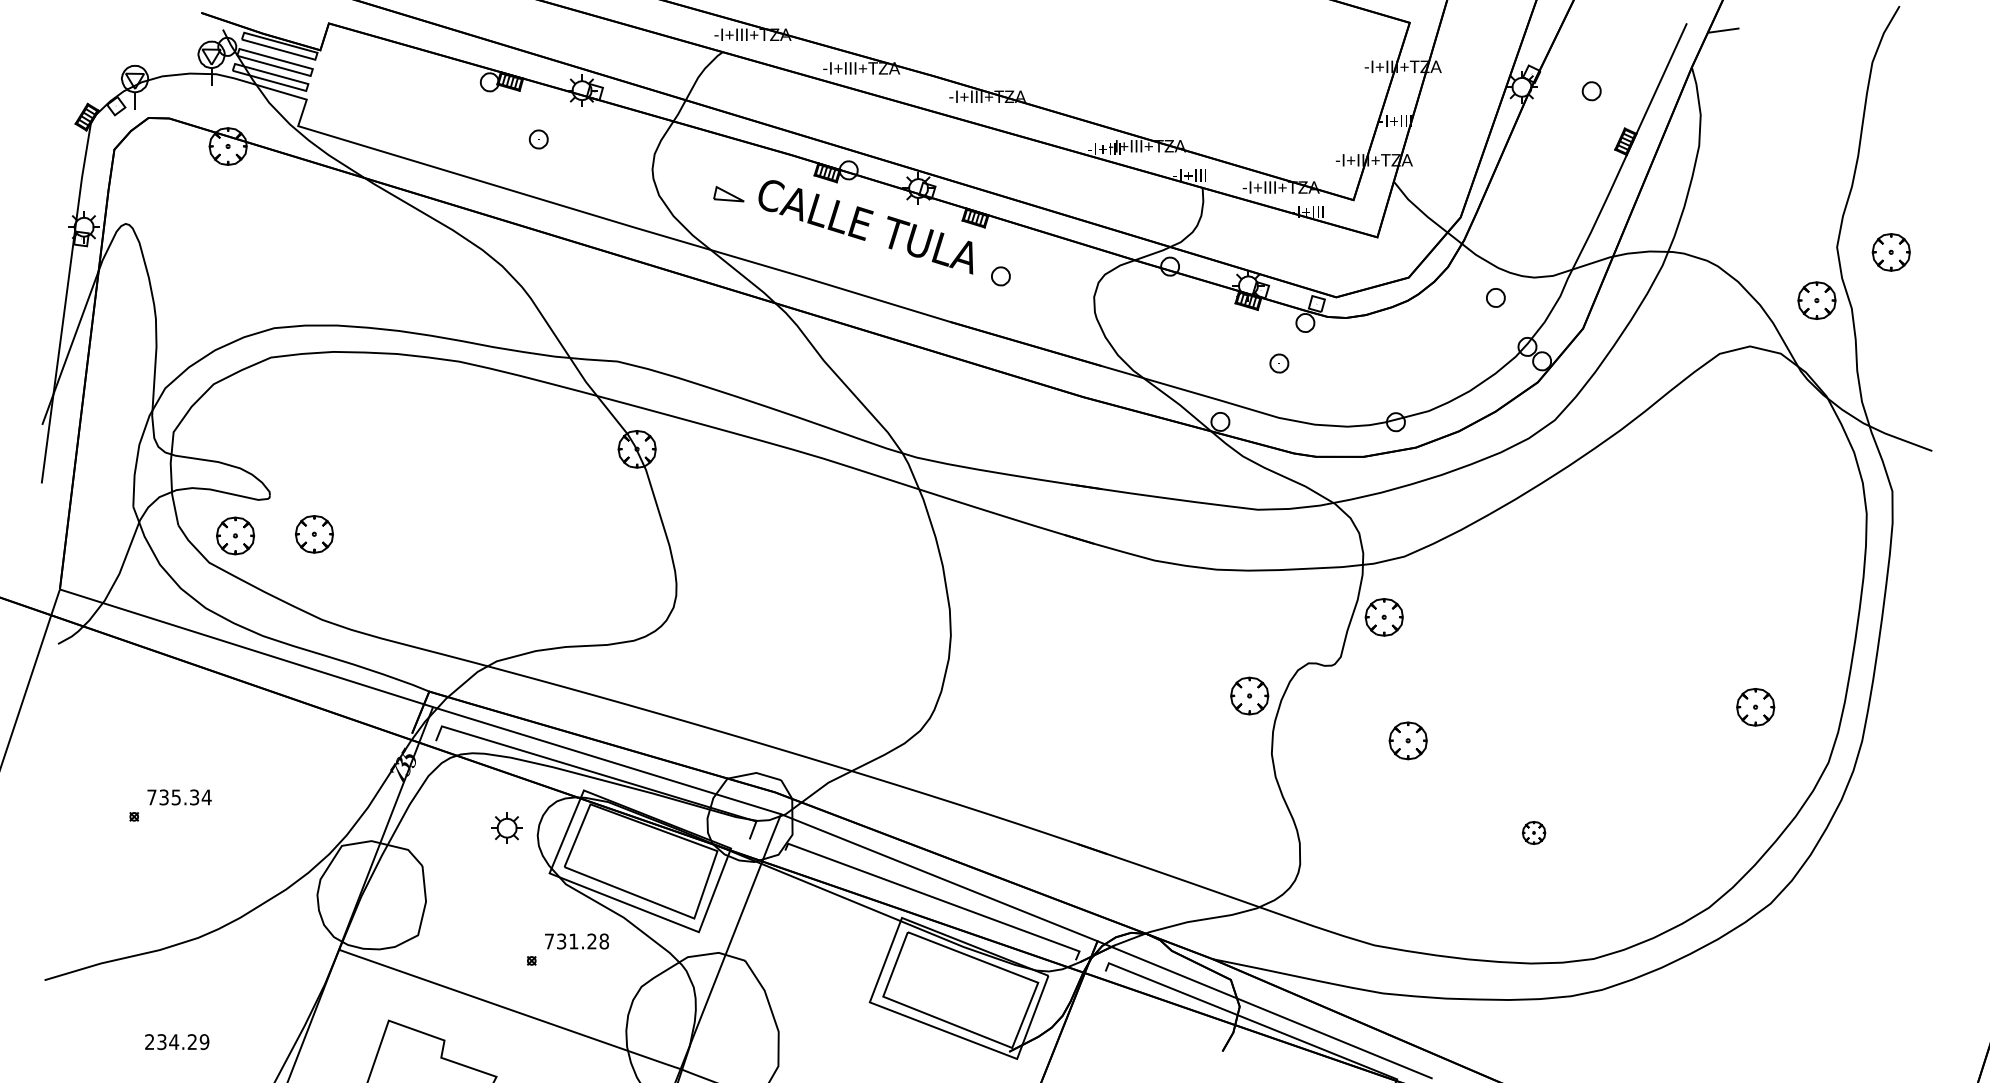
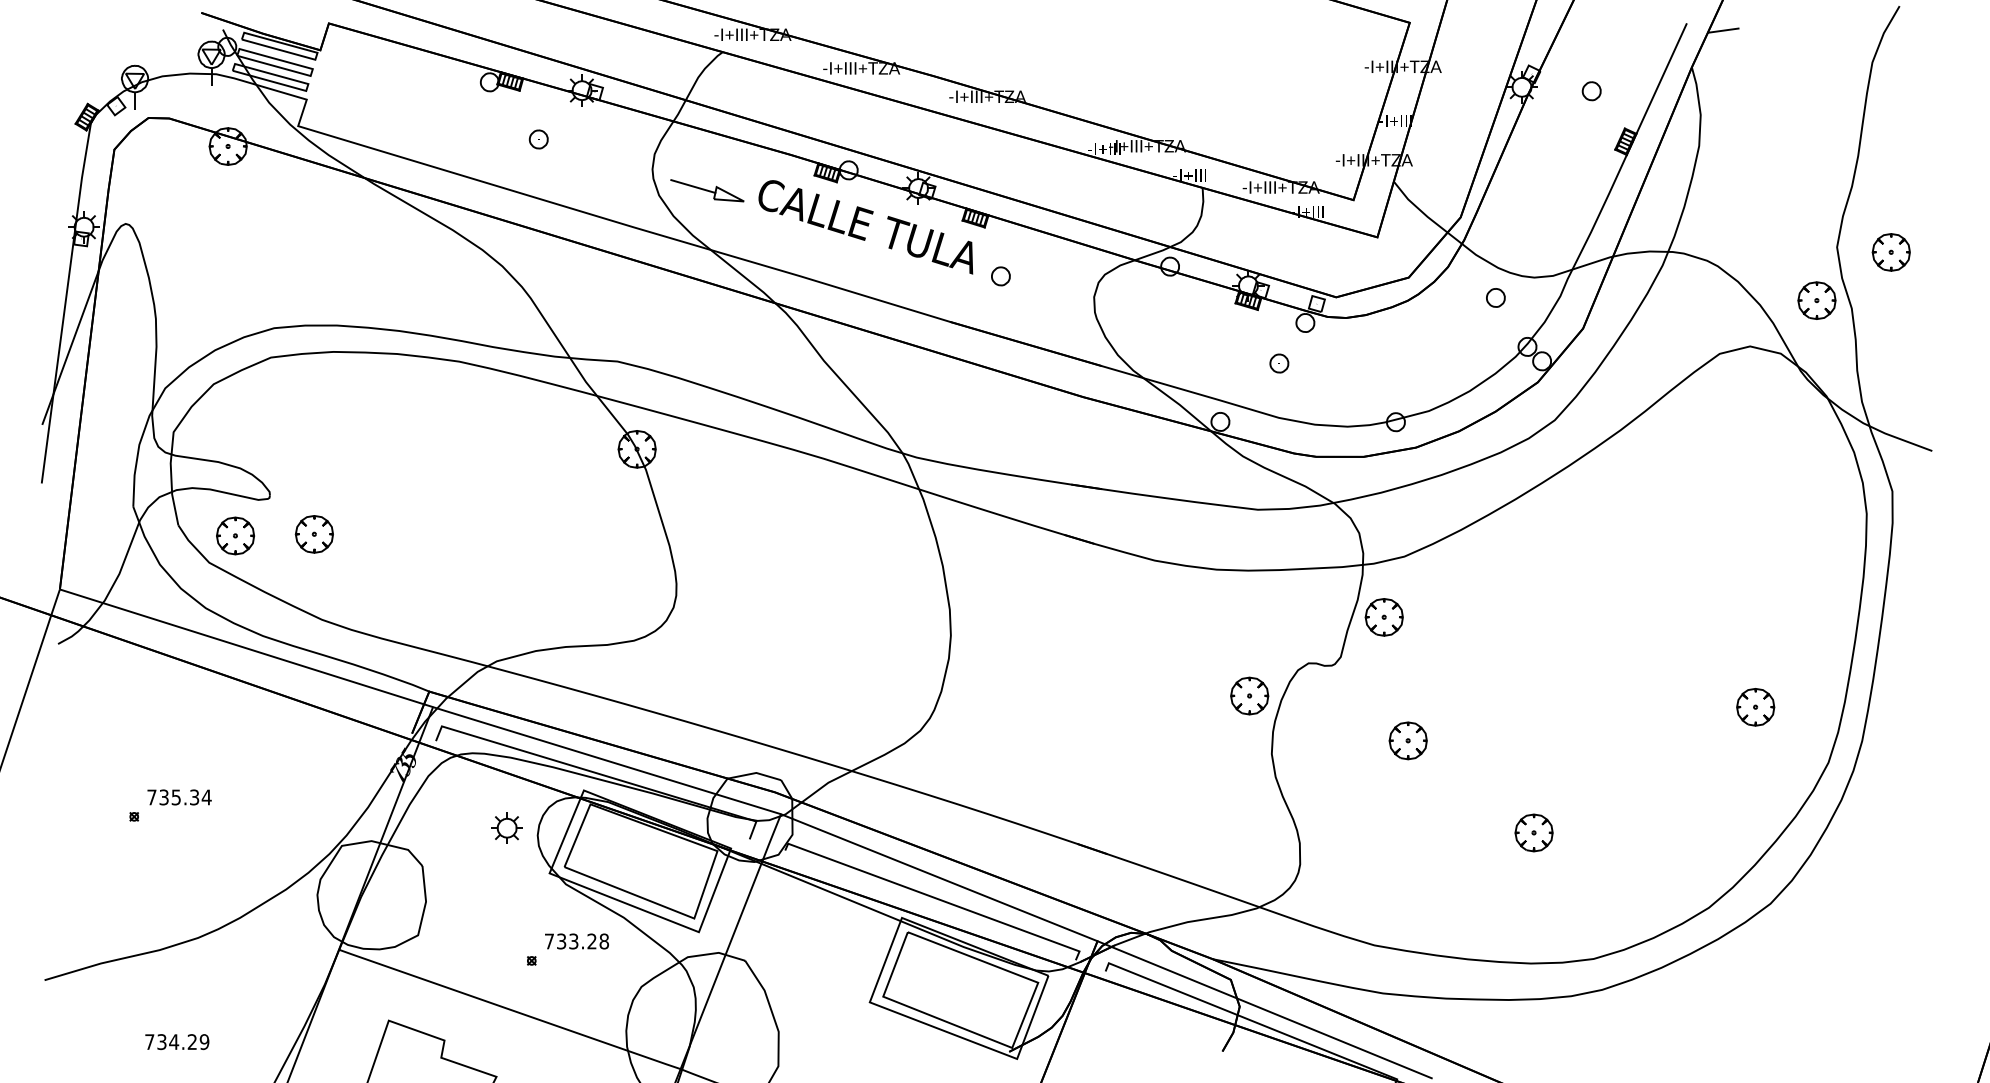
line: none -> present (693, 186)
part size: 25x24 px -> 40x40 px (1533, 832)
text: 731.28 -> 733.28 (573, 941)
text: 234.29 -> 734.29 (149, 1041)
